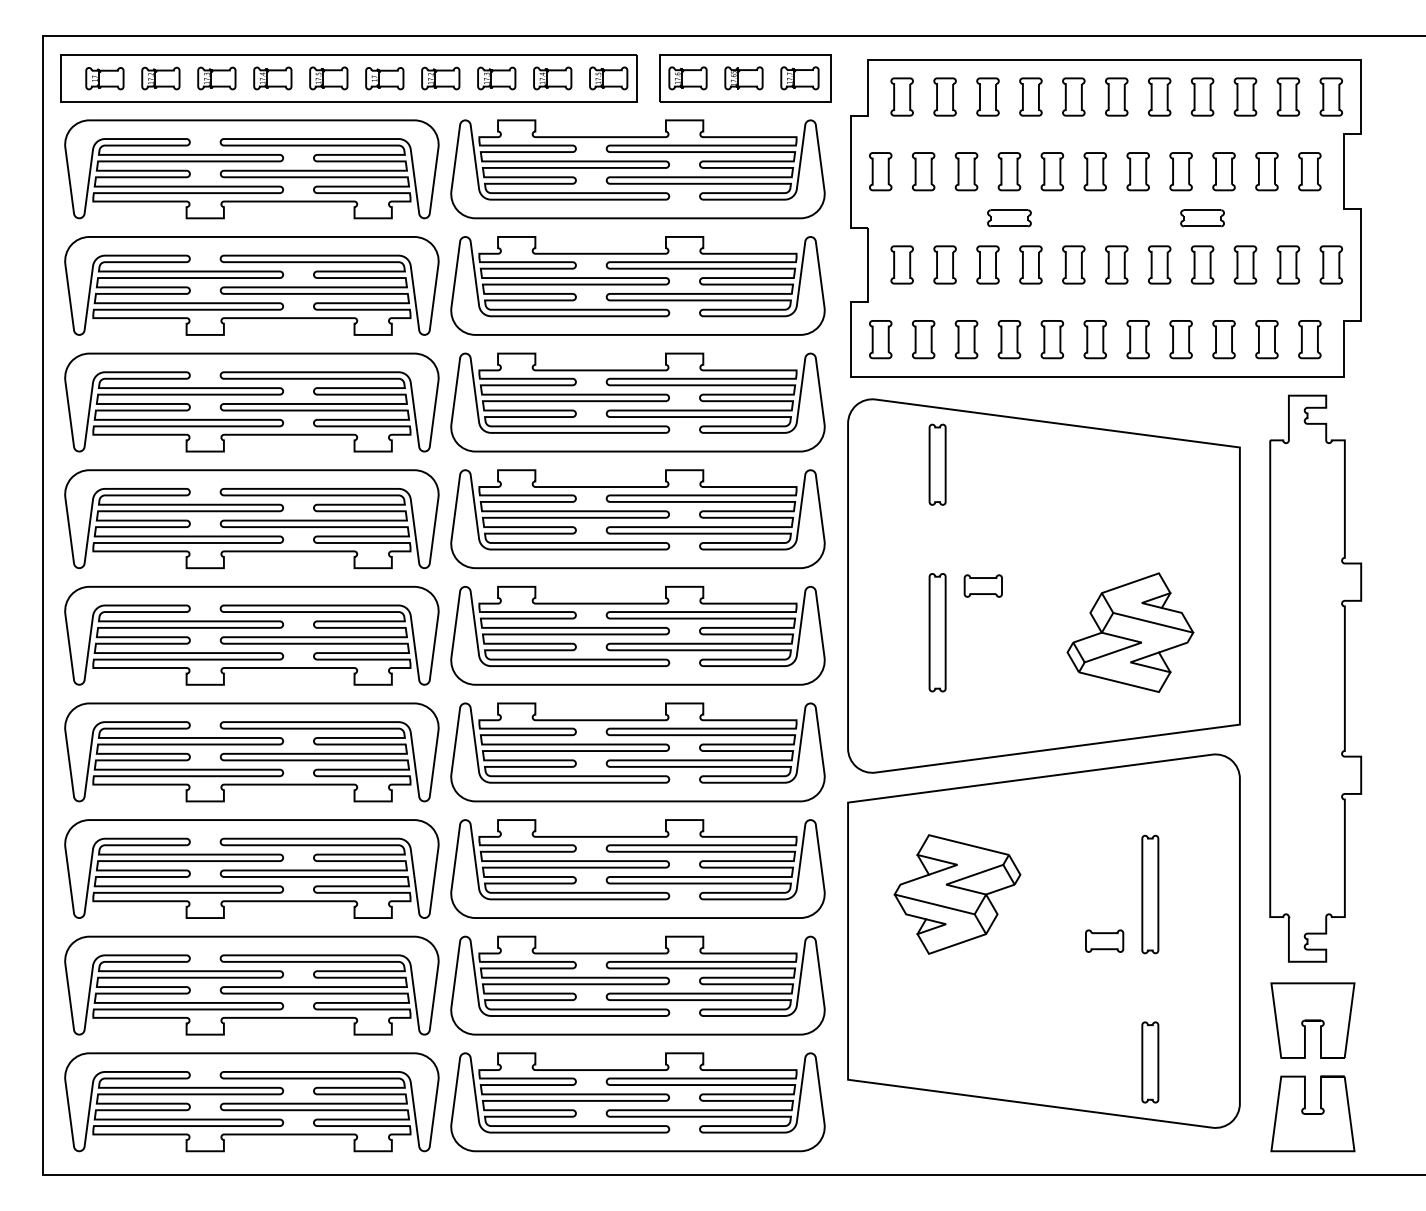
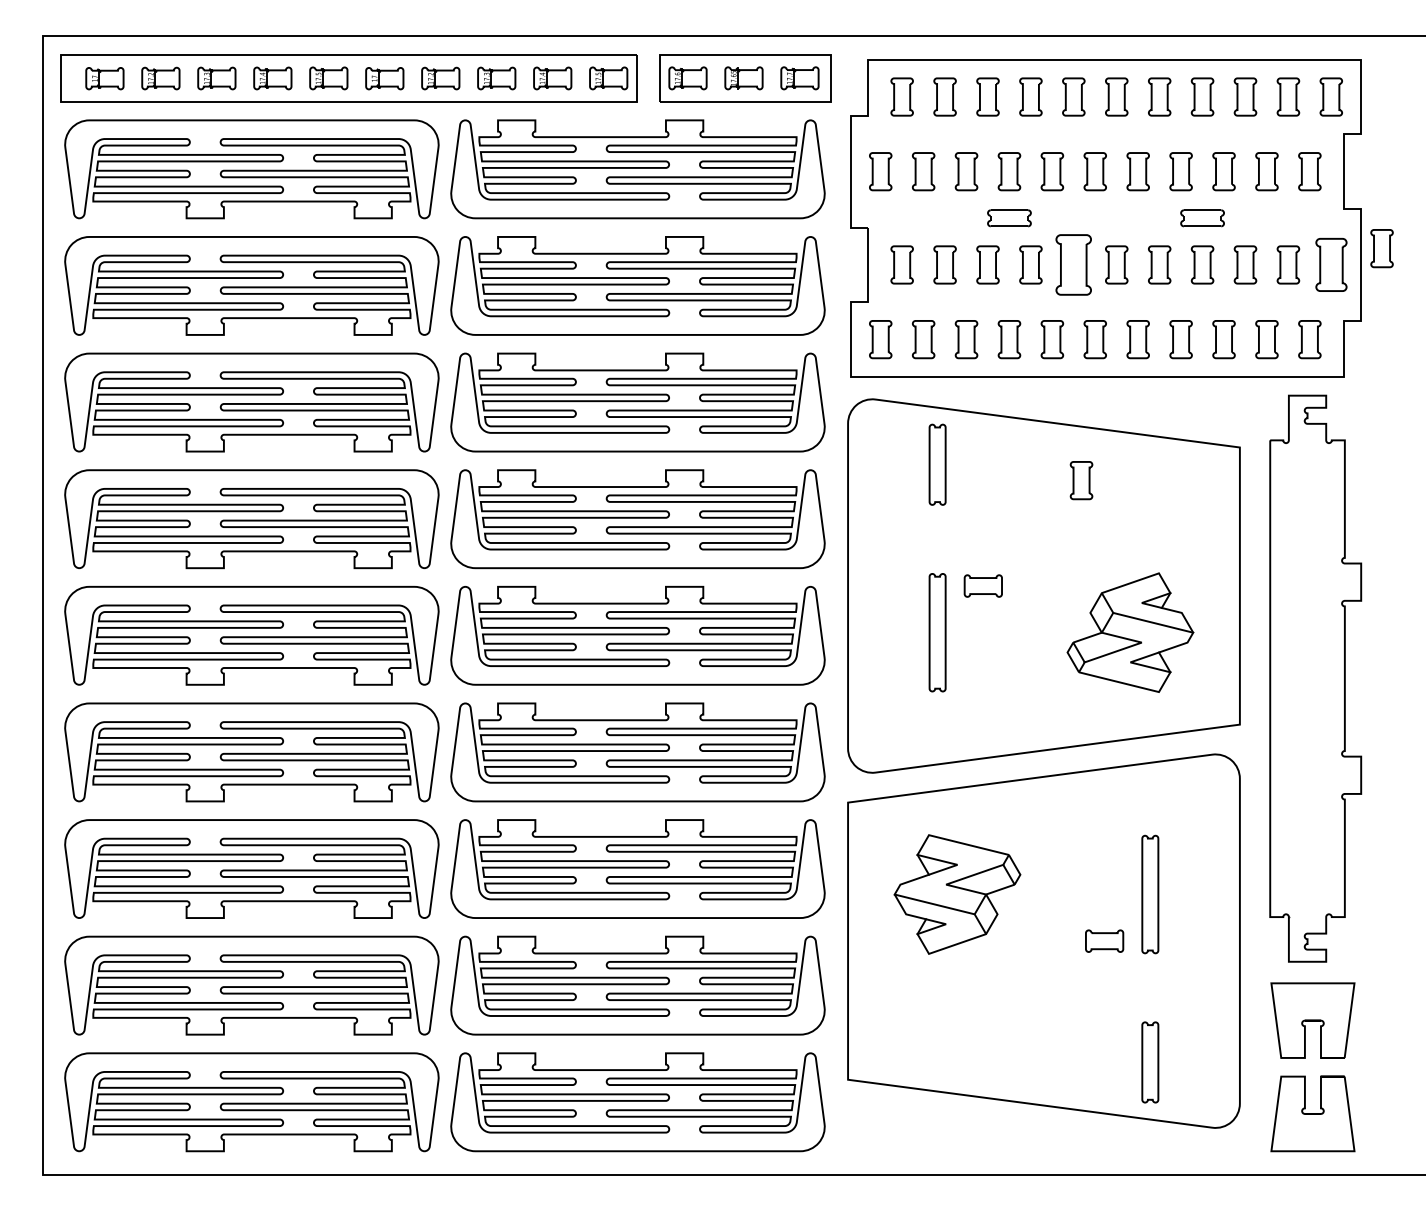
part: none -> present (1381, 248)
part size: 24x40 px -> 37x62 px (1073, 264)
part size: 24x40 px -> 33x54 px (1331, 264)
part: none -> present (1081, 480)
